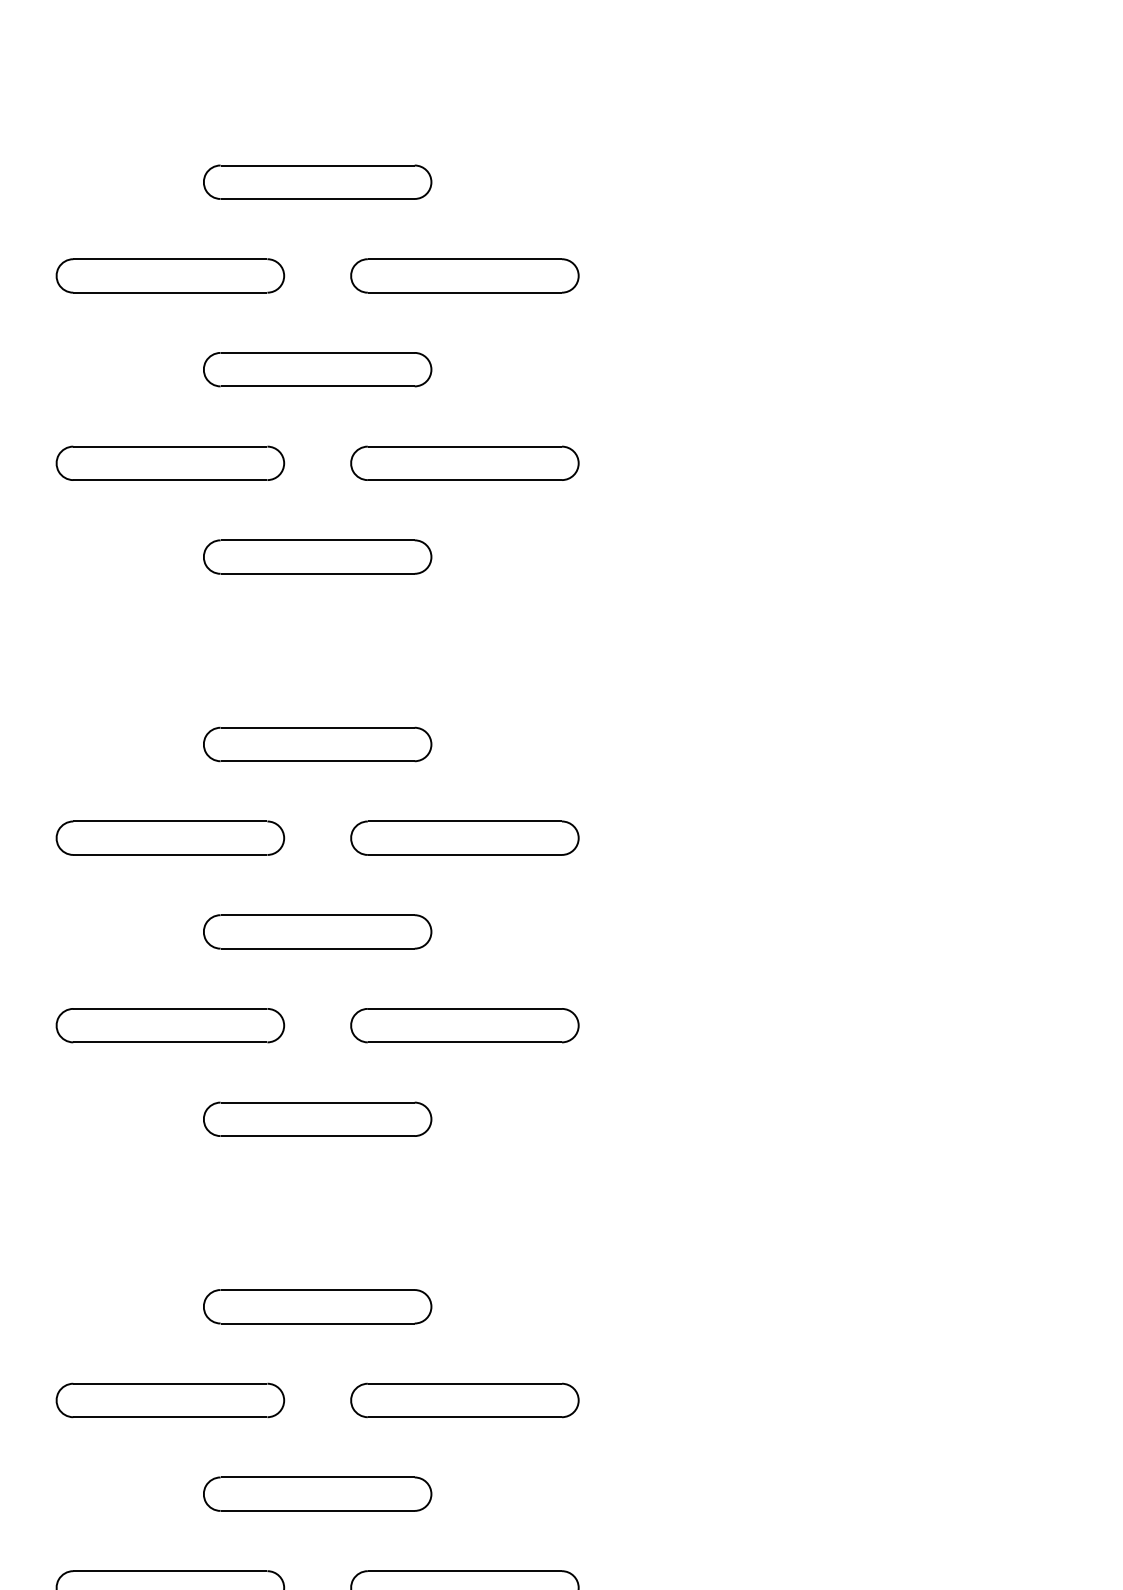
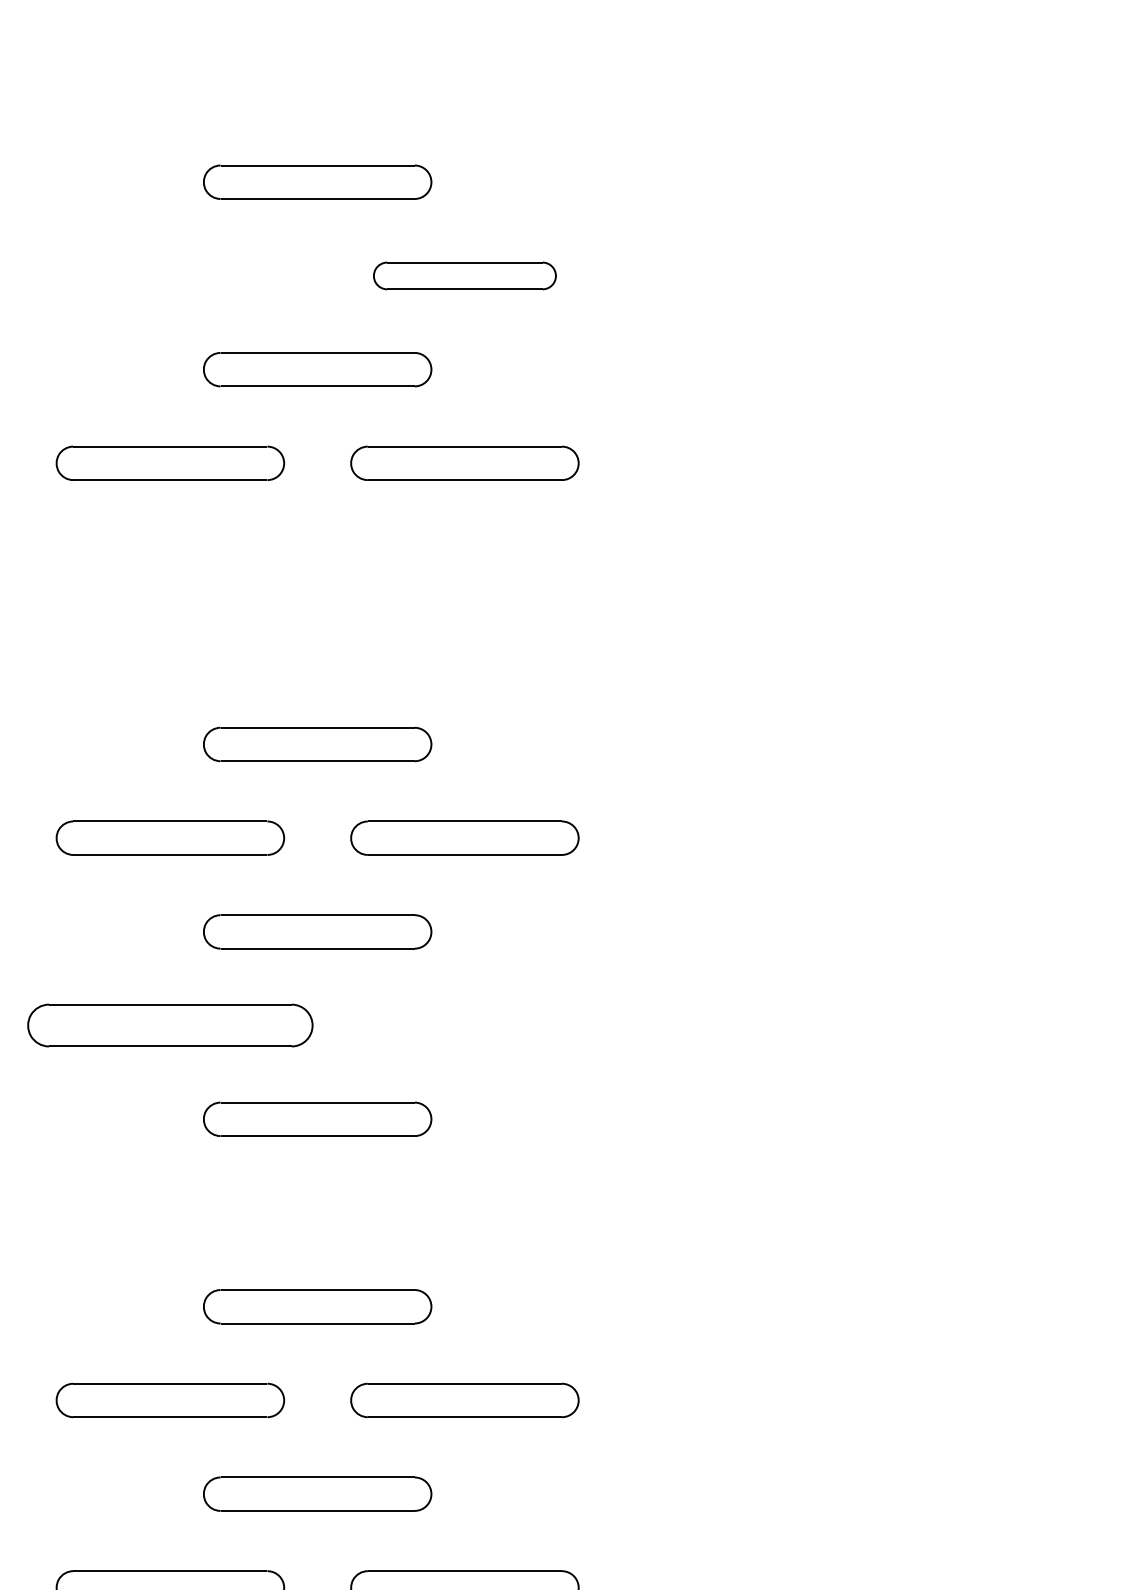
part: present -> none (170, 275)
part size: 230x36 px -> 184x30 px (464, 275)
part: present -> none (317, 556)
part size: 231x36 px -> 287x45 px (170, 1025)
part: present -> none (464, 1025)
